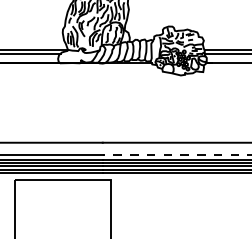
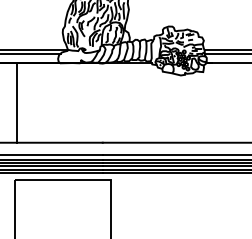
line: none -> present (16, 102)
line: dashed -> solid (176, 154)
